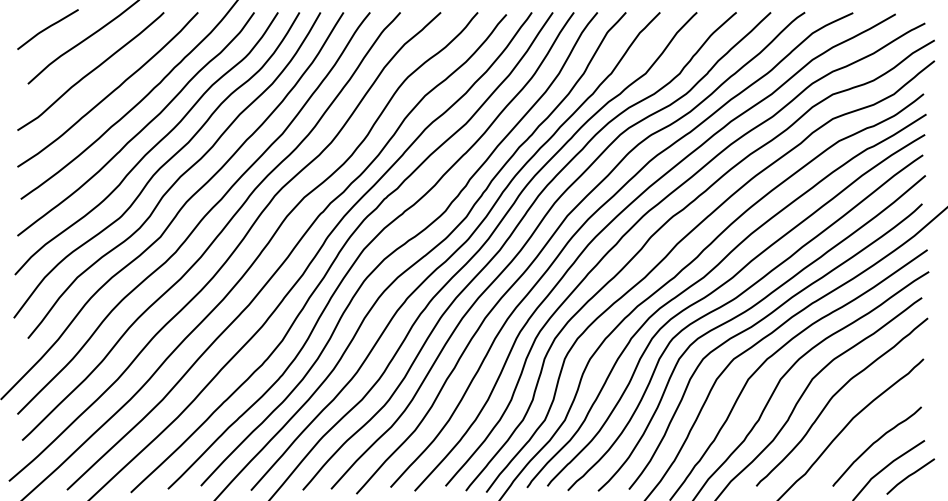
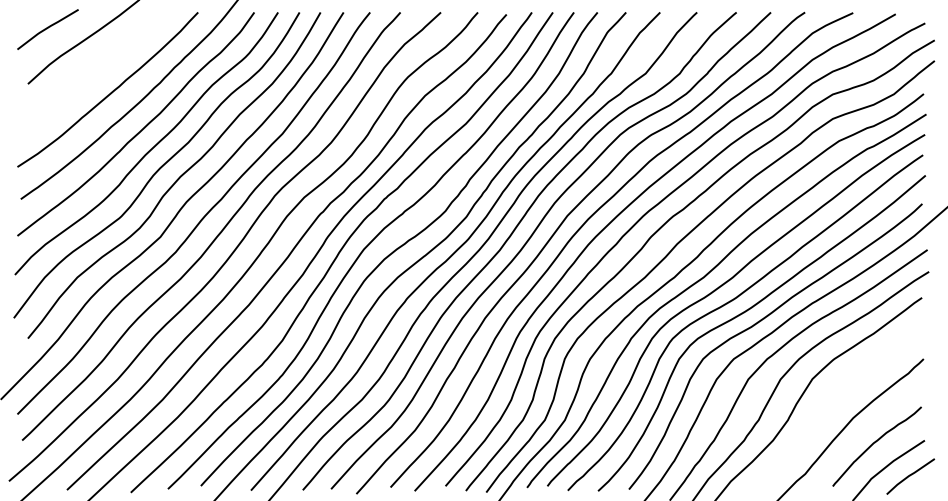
curve: present -> none (90, 71)
curve: present -> none (835, 395)
